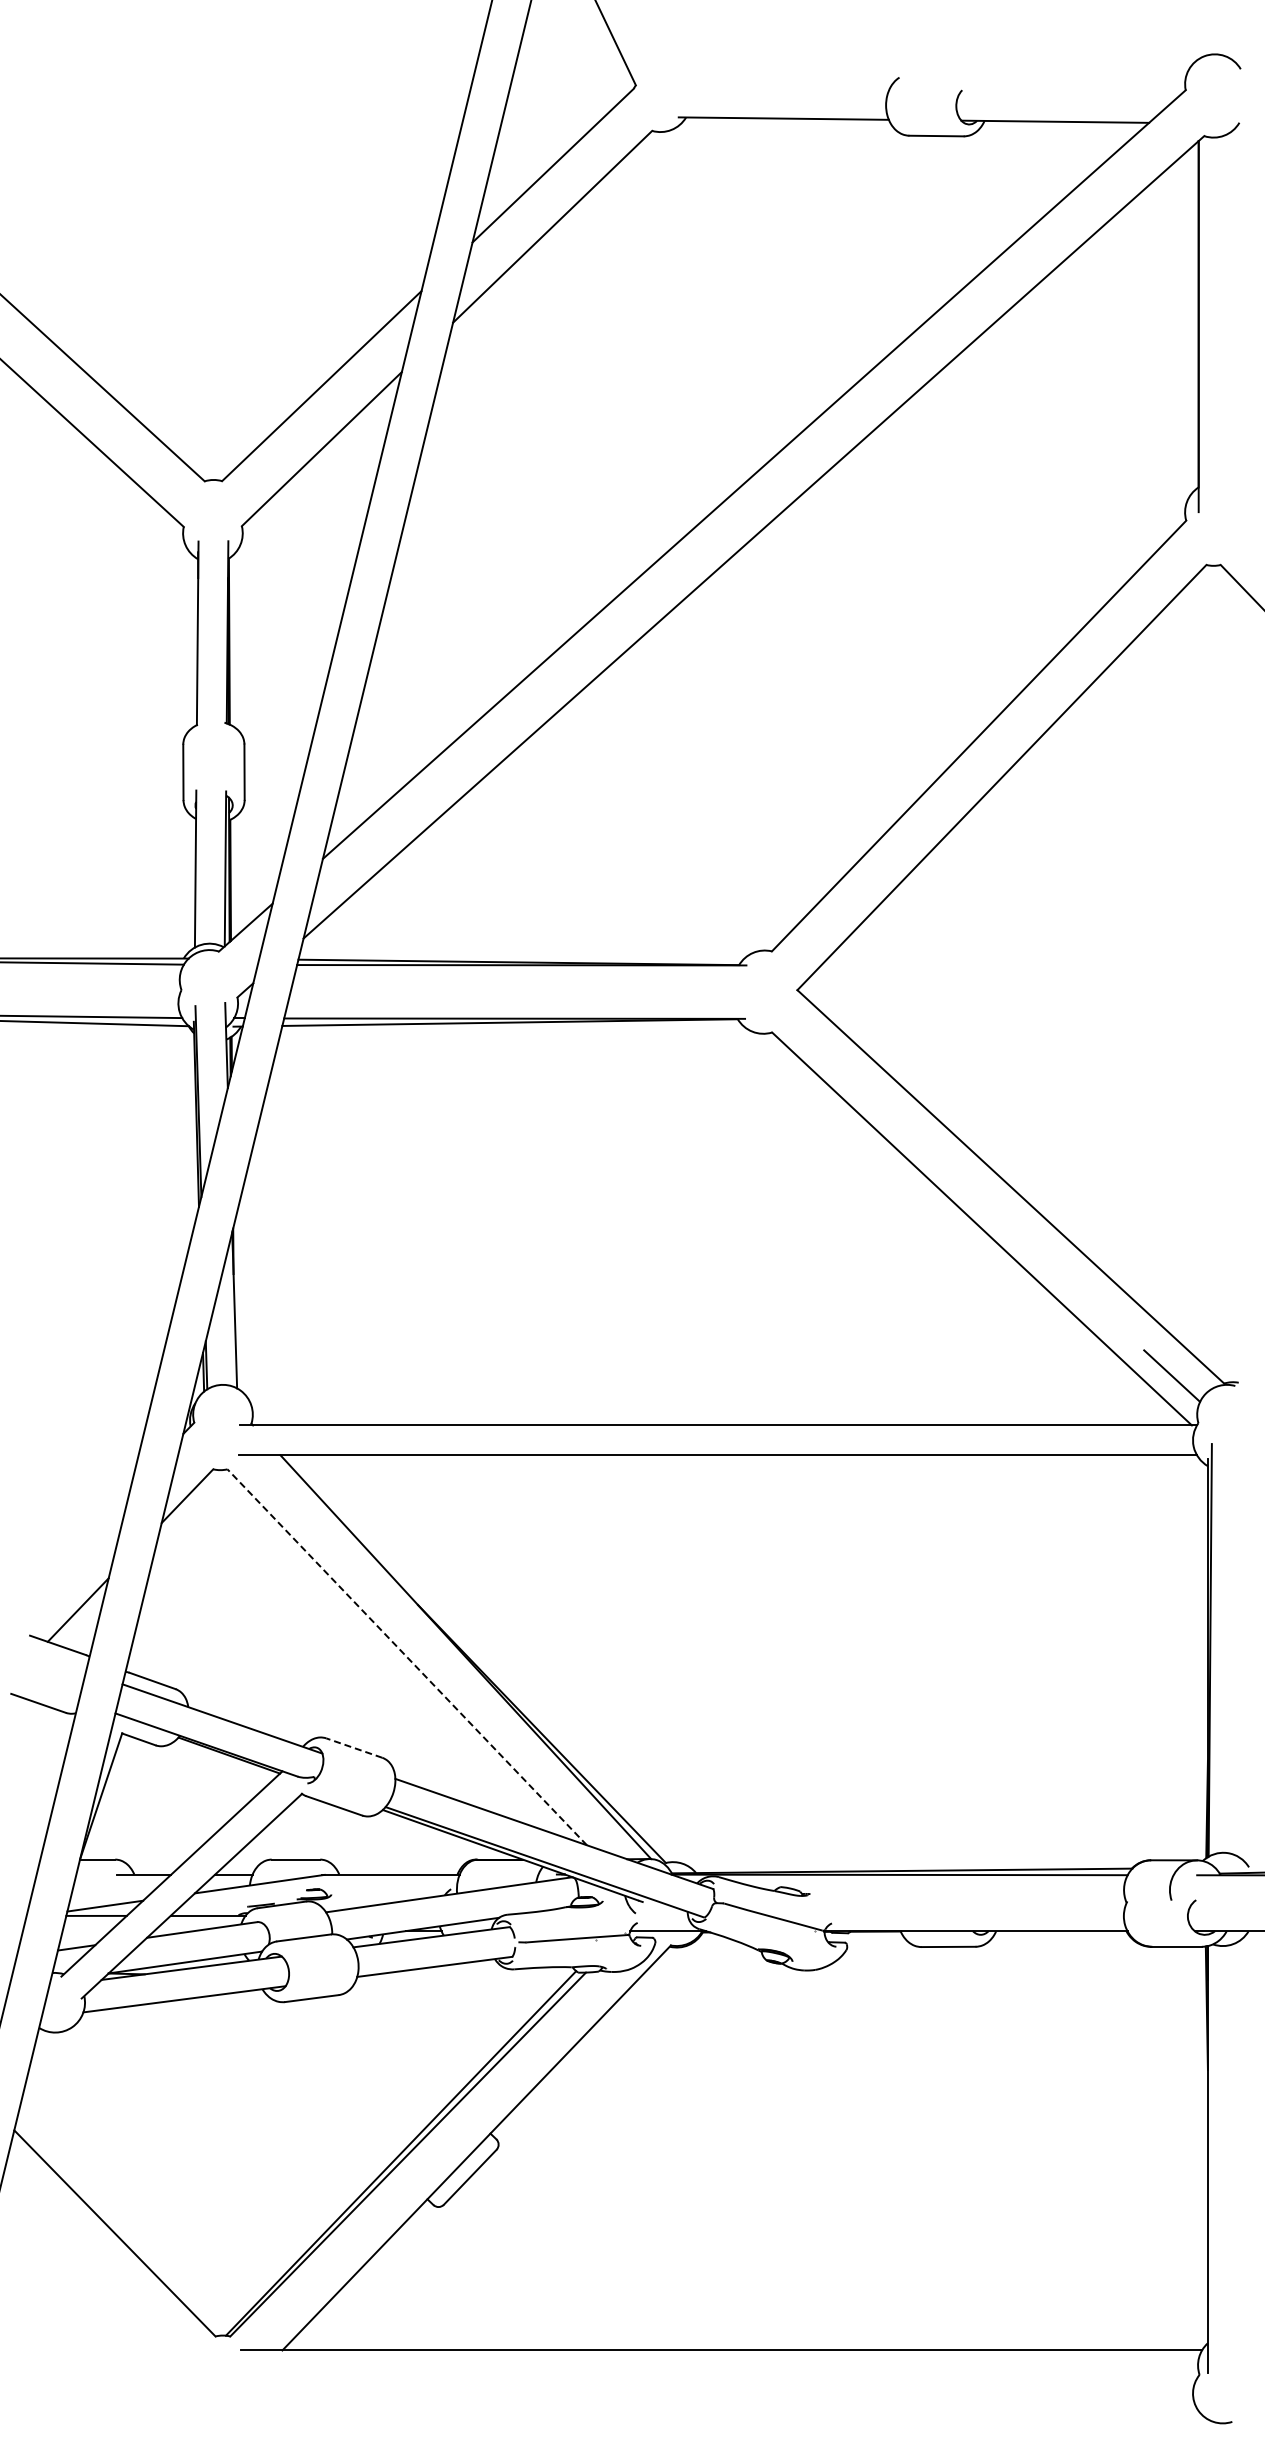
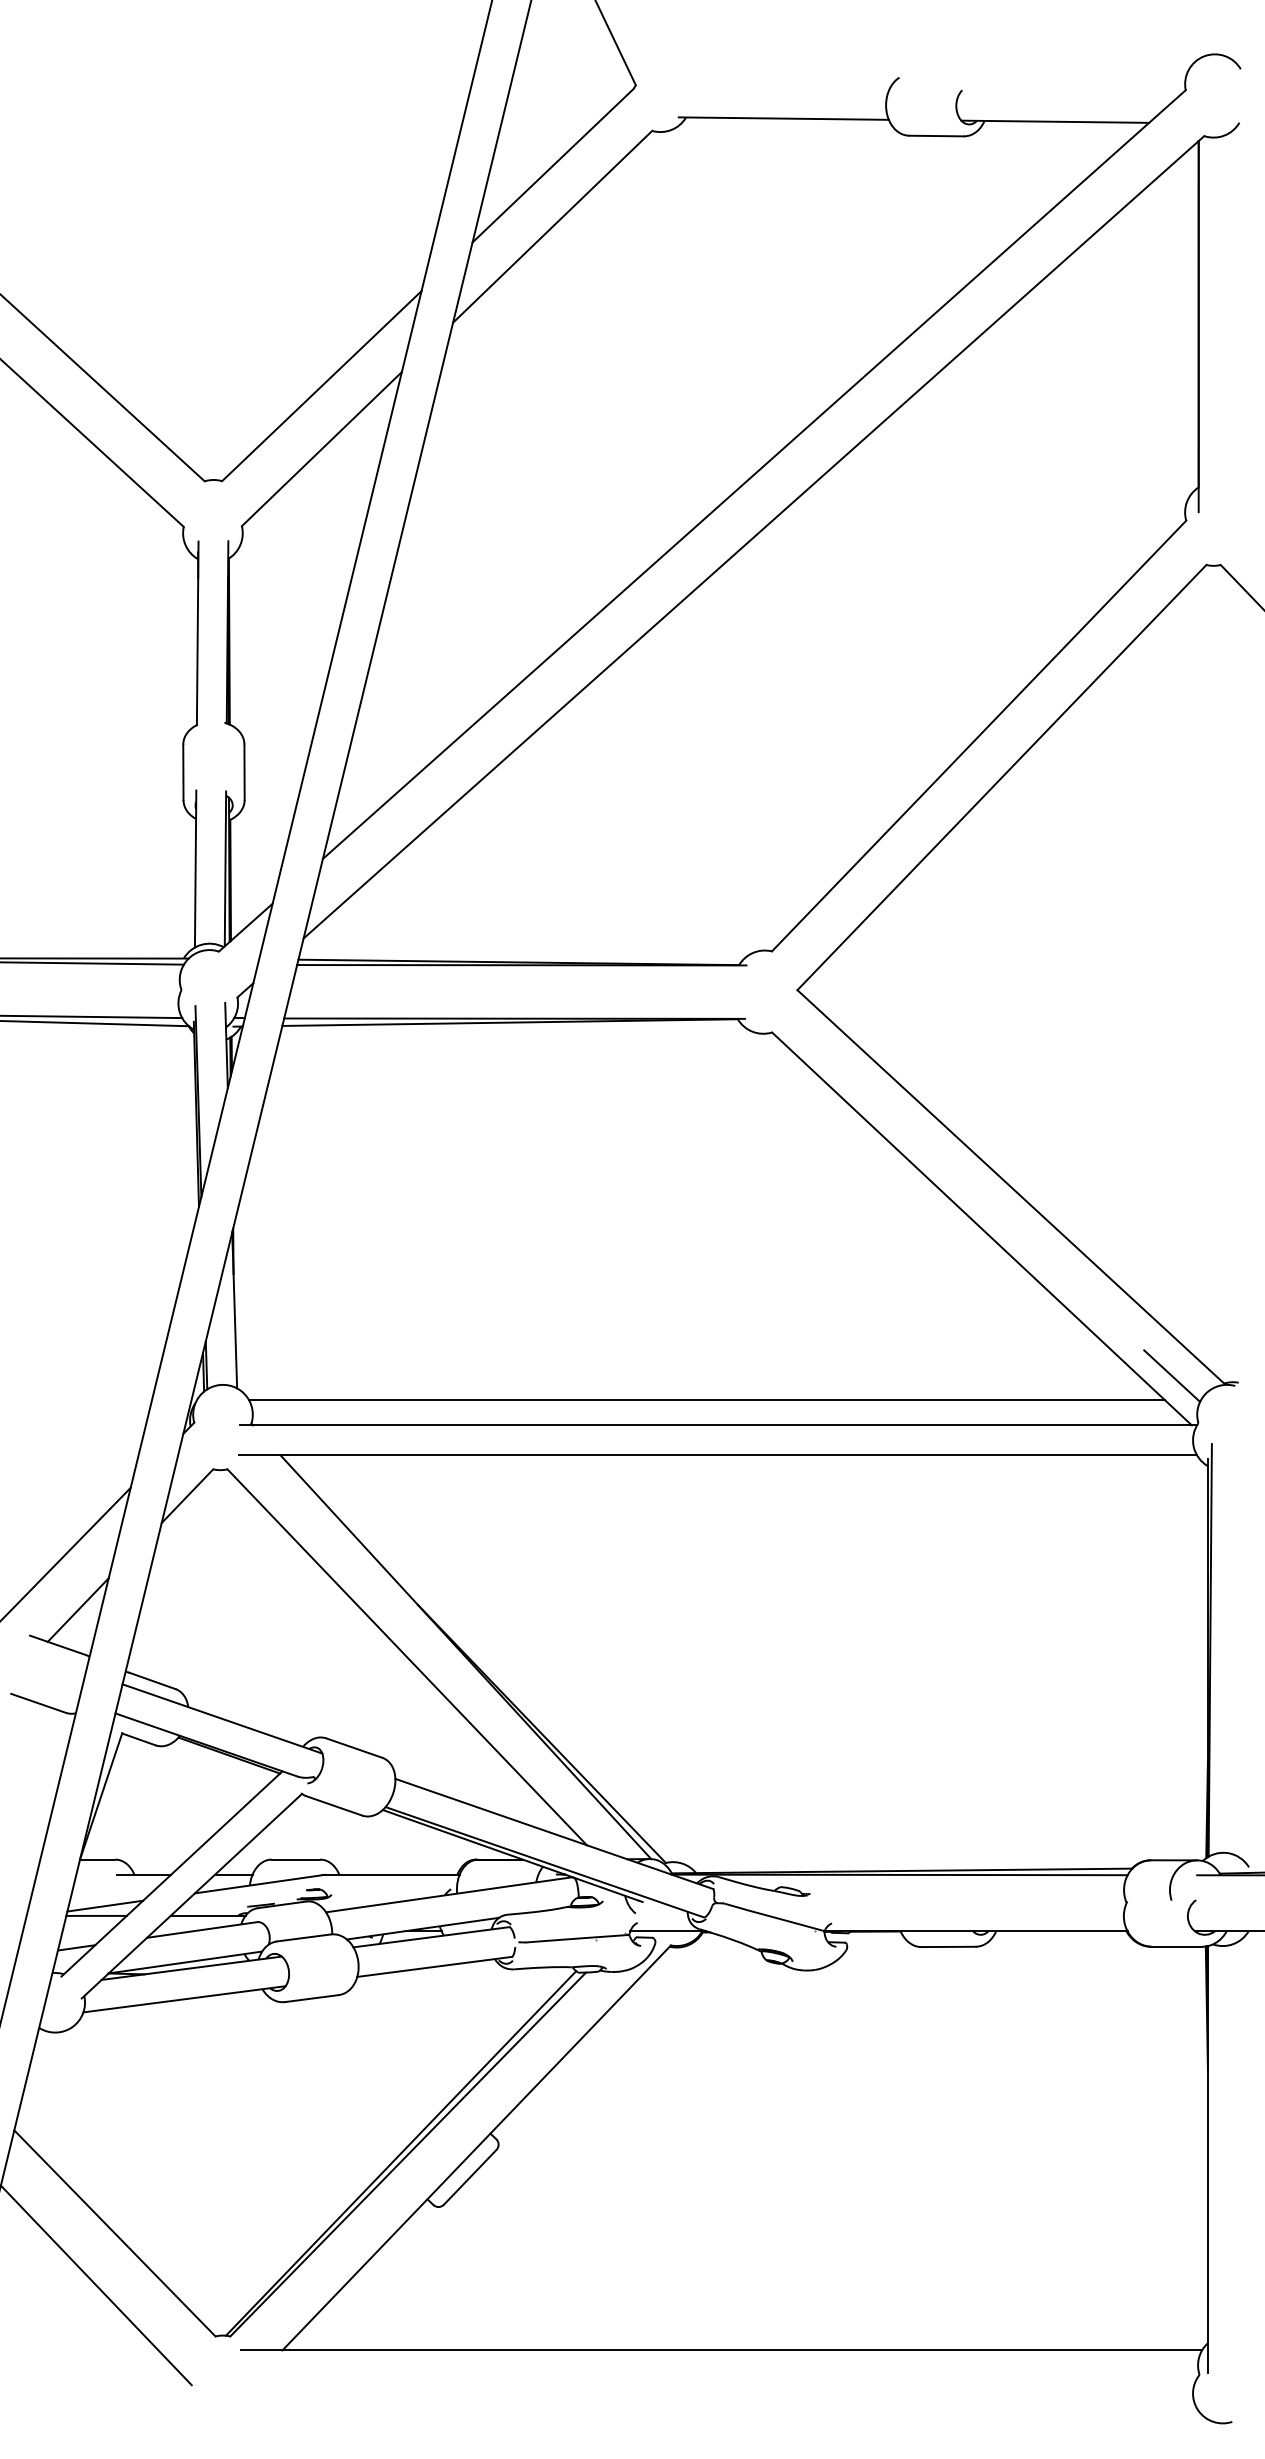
line: none -> present (706, 1399)
line: none -> present (66, 1553)
line: dashed -> solid (406, 1656)
line: dashed -> solid (354, 1748)
line: none -> present (96, 2286)
